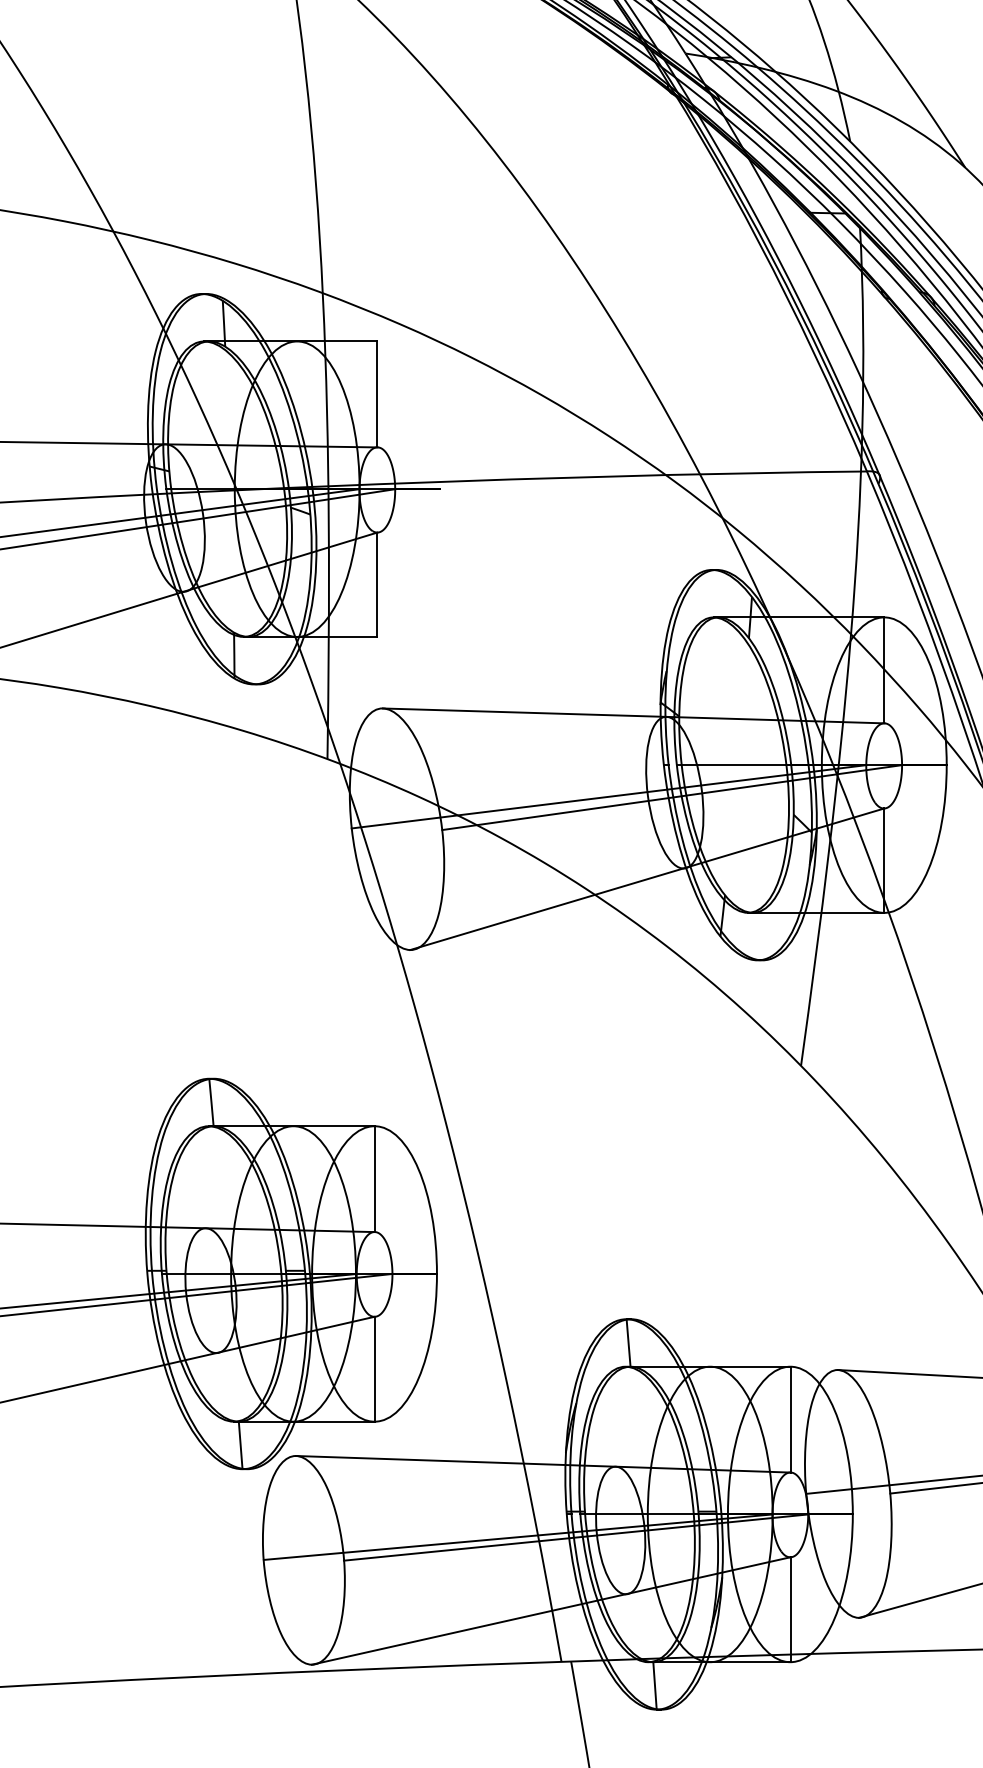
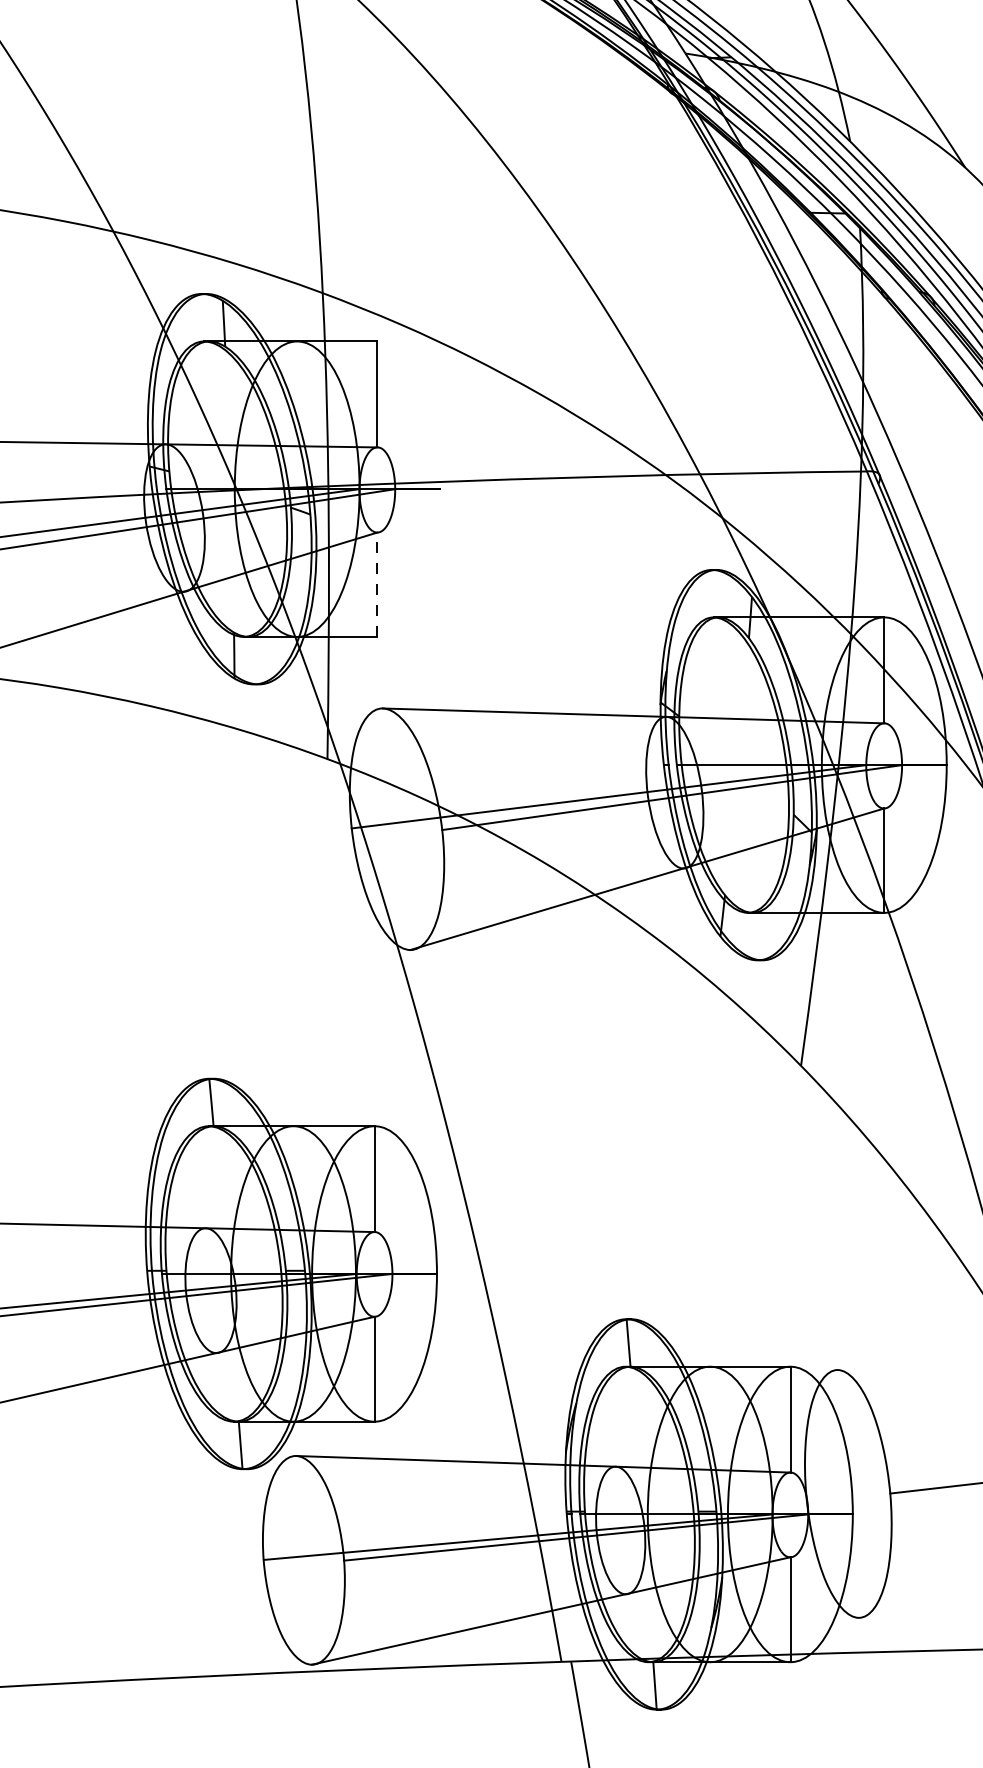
line: solid -> dashed (377, 584)
line: present -> none (908, 1373)
line: present -> none (892, 1484)
line: present -> none (919, 1600)
